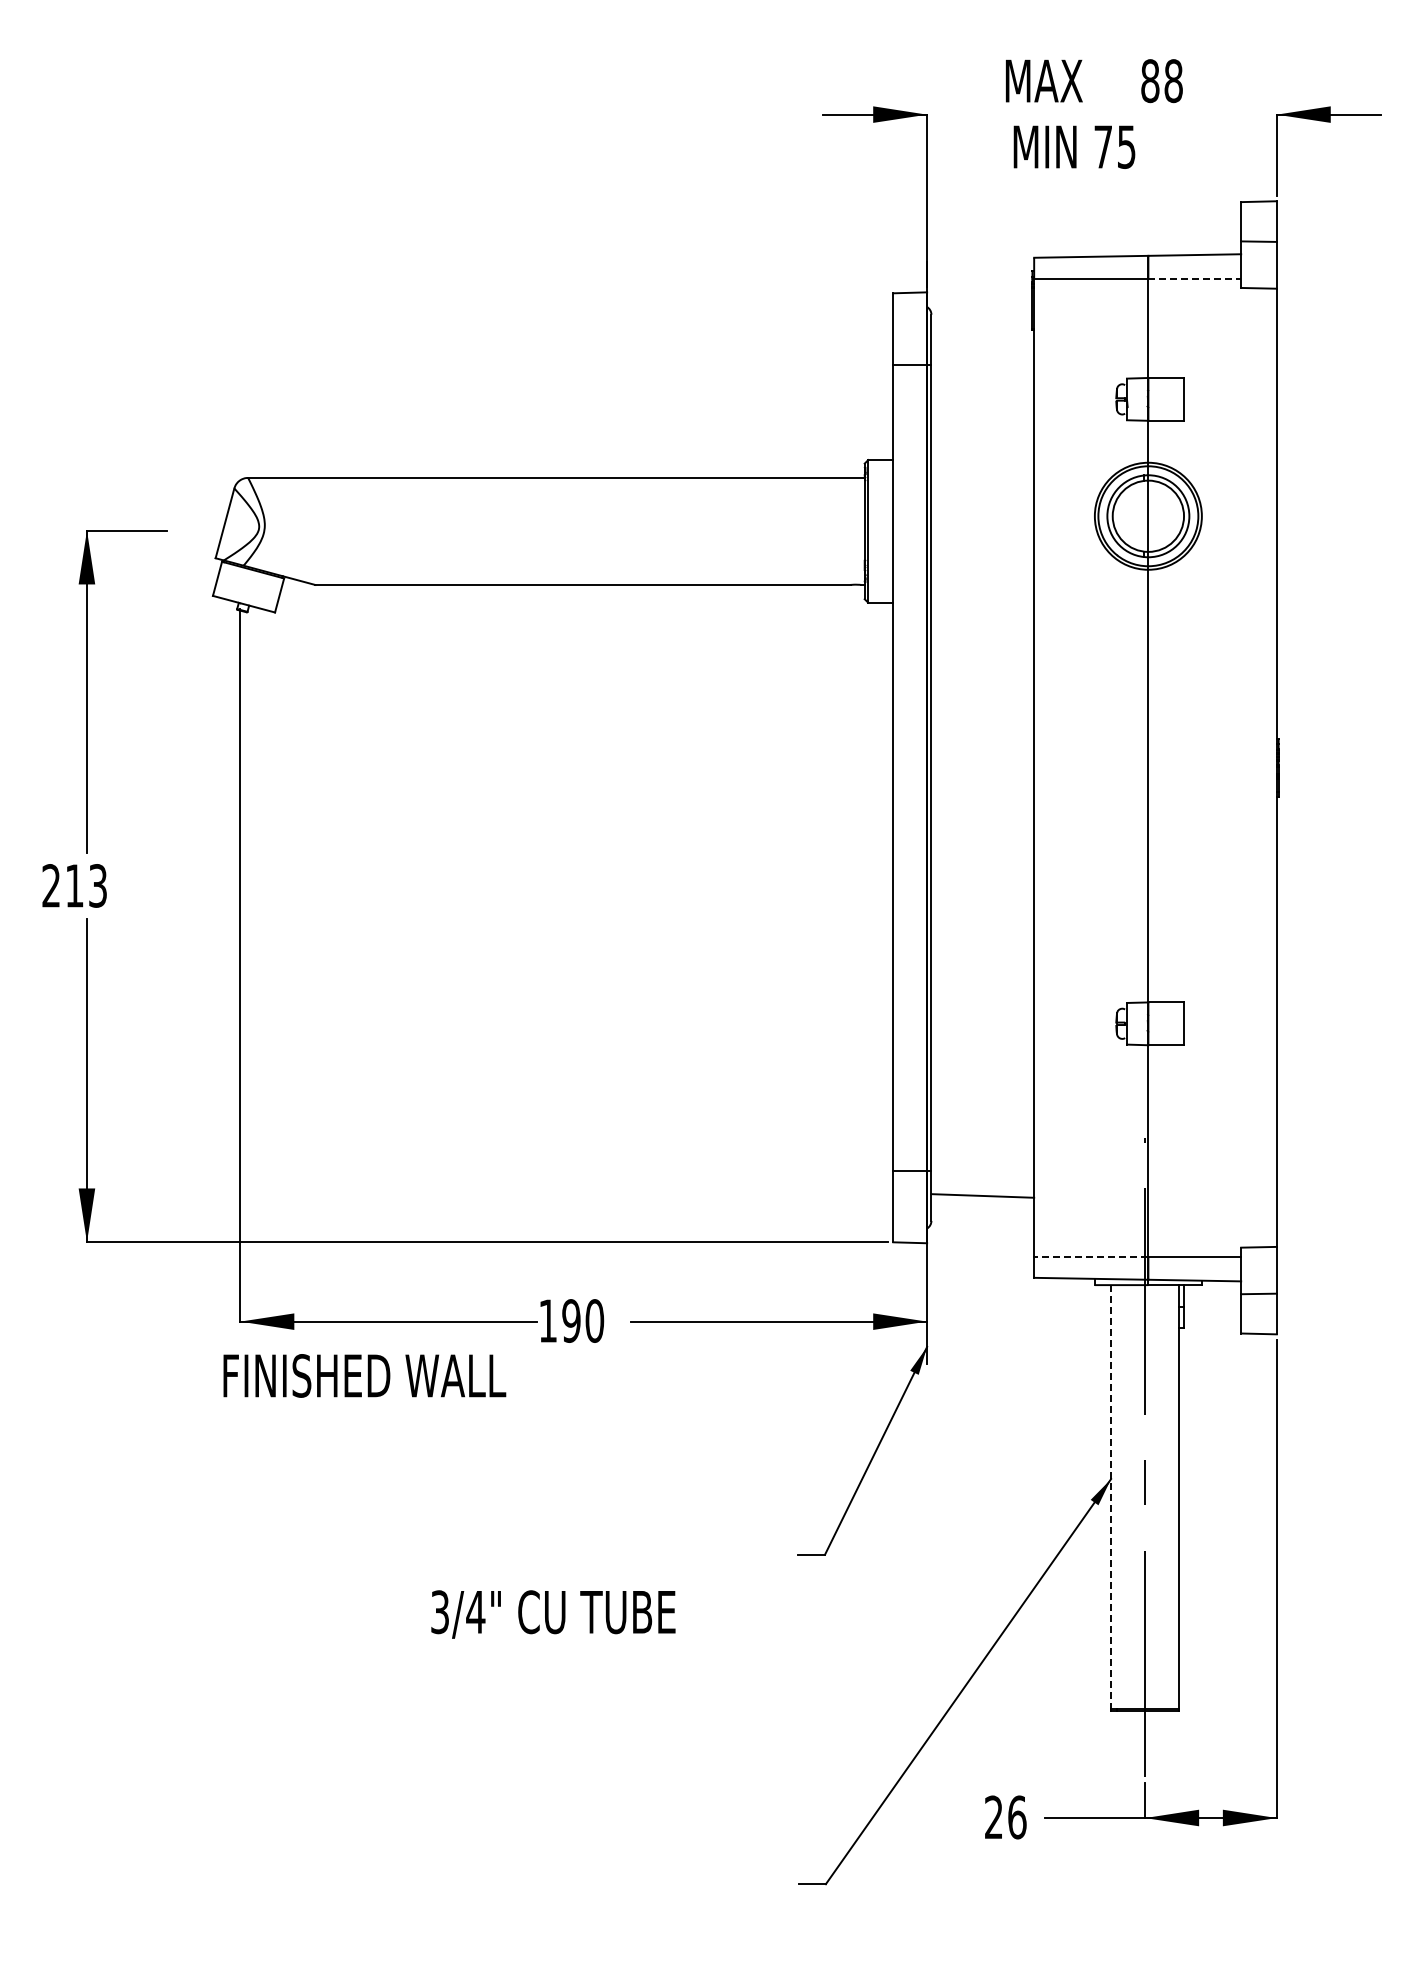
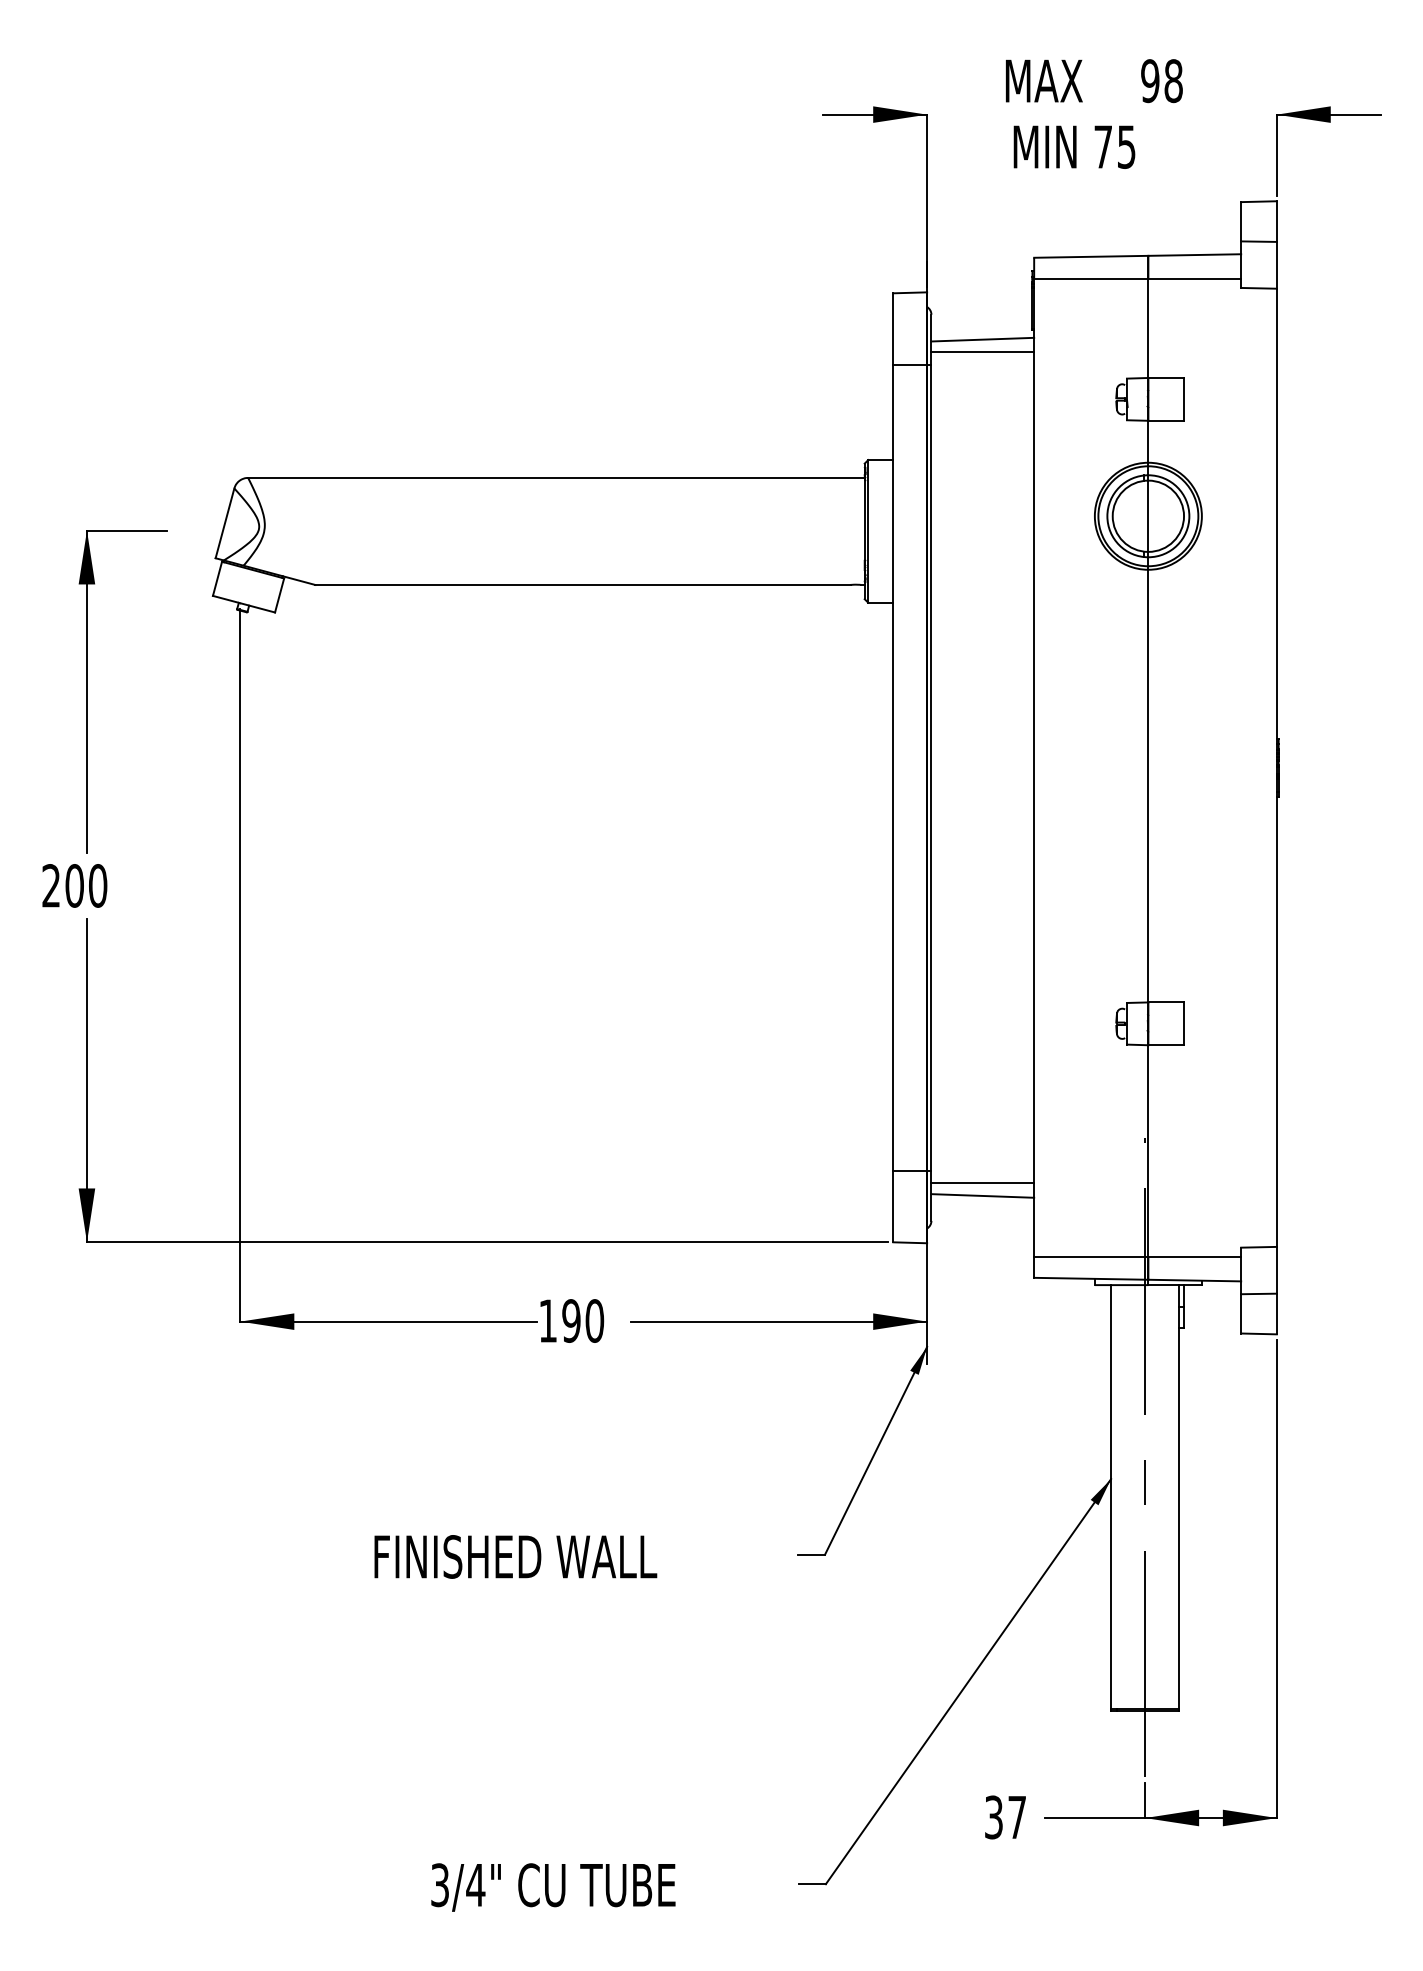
text: 88 -> 98 (1150, 81)
line: dashed -> solid (1195, 278)
line: none -> present (982, 339)
line: none -> present (982, 352)
text: 213 -> 200 (86, 885)
line: none -> present (982, 1183)
line: dashed -> solid (1090, 1256)
text position: (364, 1375) -> (515, 1556) (515, 1556)
line: dashed -> solid (1111, 1497)
text position: (553, 1614) -> (553, 1887) (553, 1887)
text: 26 -> 37 (1005, 1817)
